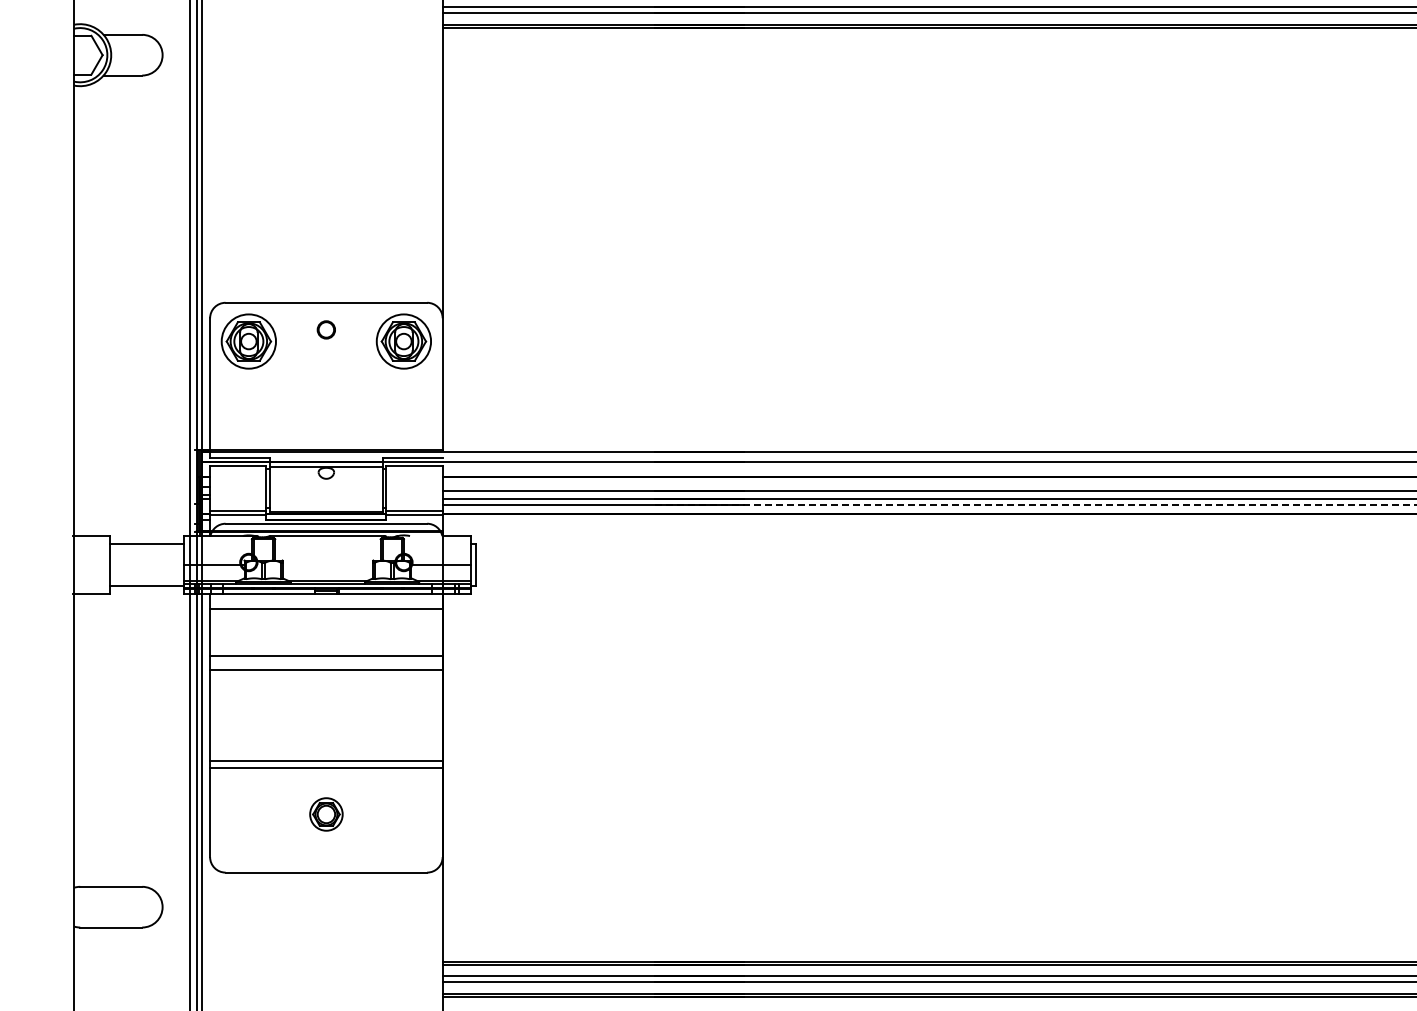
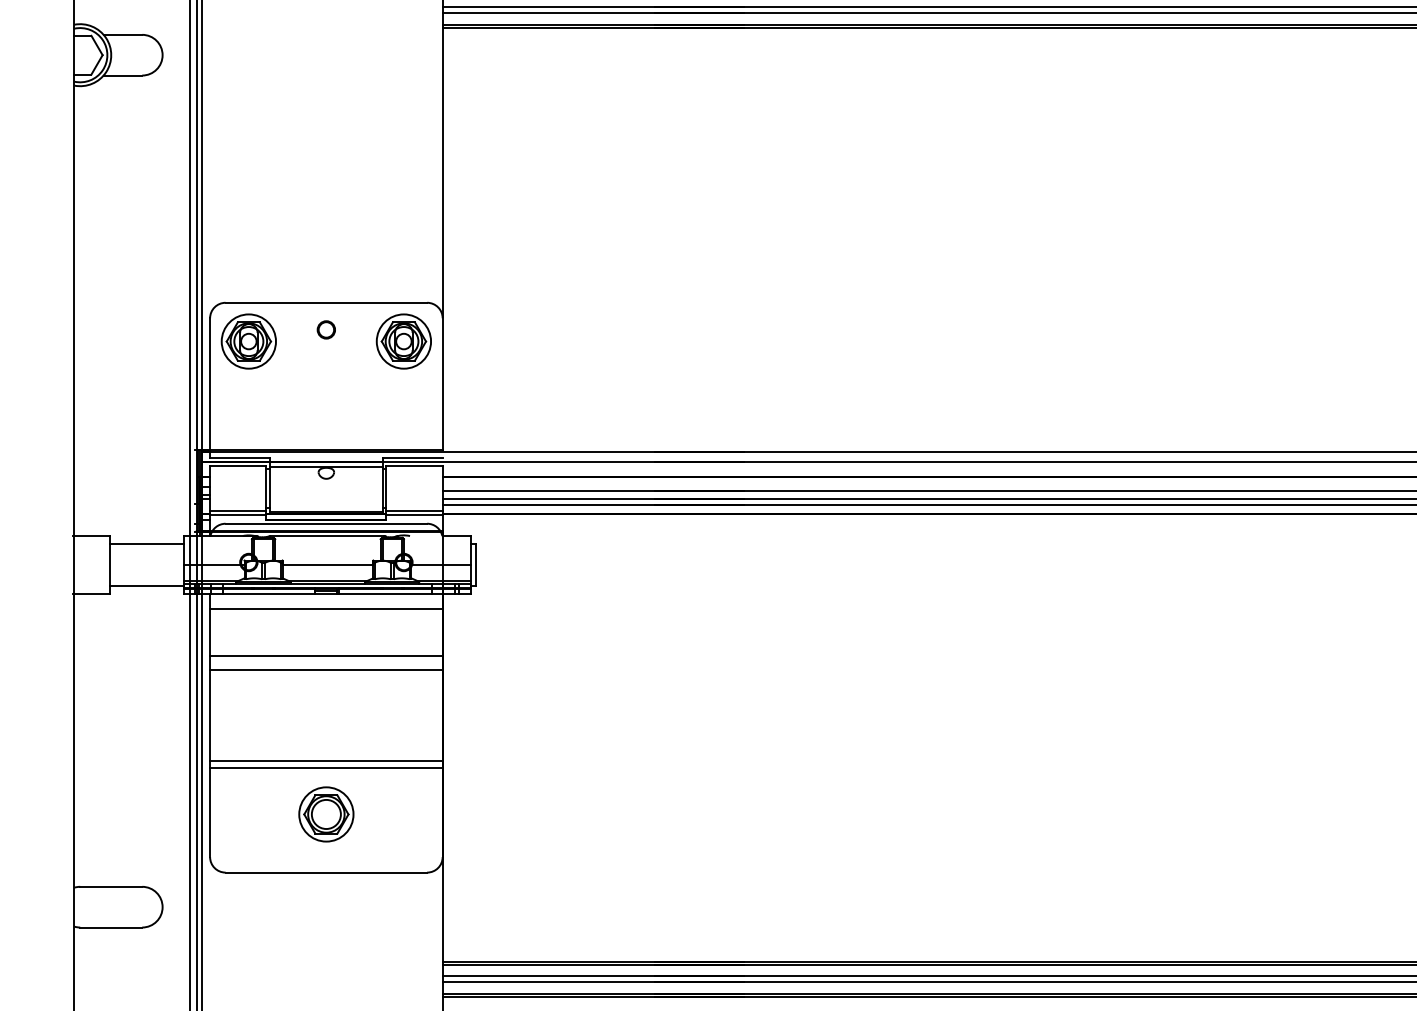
line: dashed -> solid (1035, 505)
line: none -> present (327, 564)
part size: 35x35 px -> 57x57 px (326, 814)
